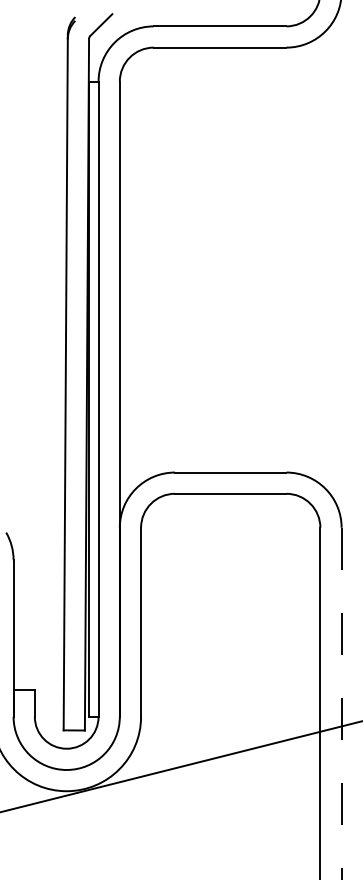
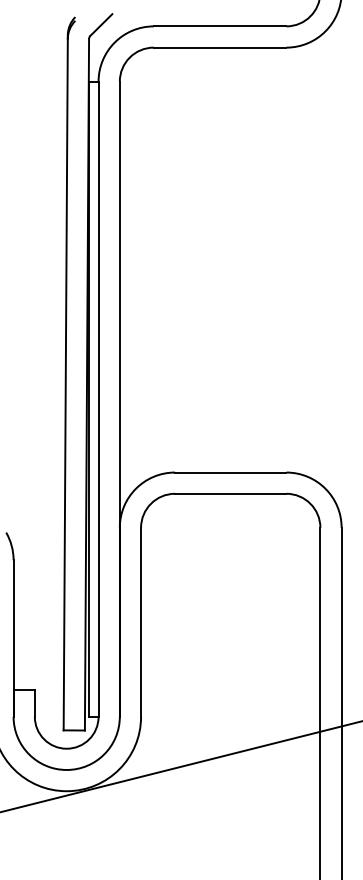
line: dashed -> solid (341, 703)
